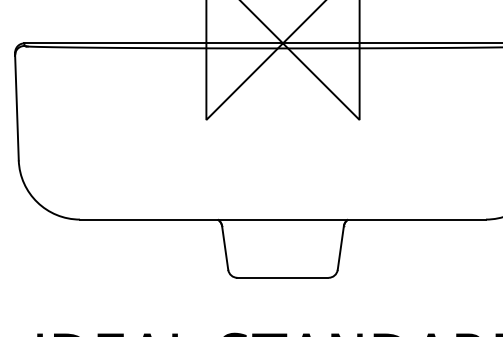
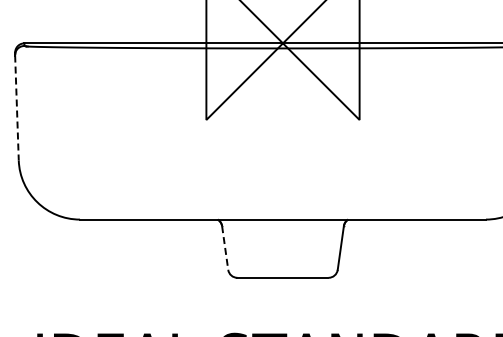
line: solid -> dashed (16, 108)
line: solid -> dashed (225, 248)
